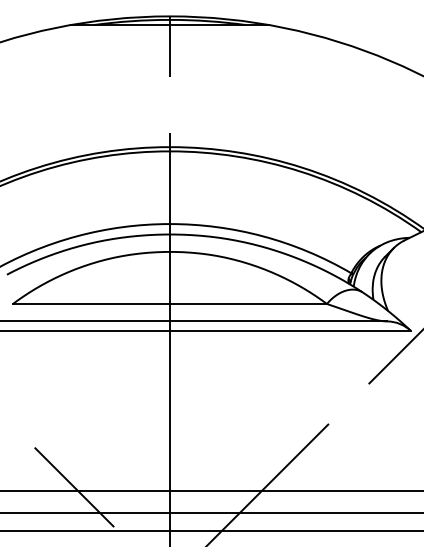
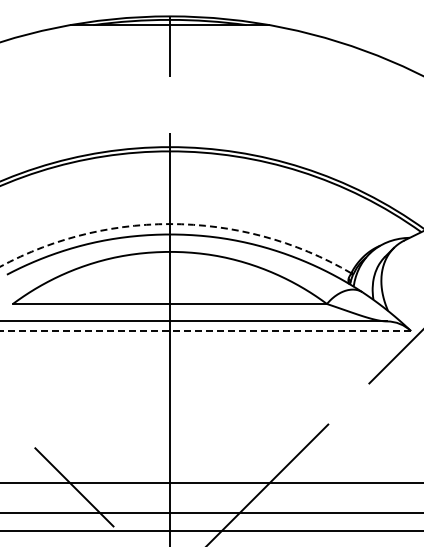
arc: solid -> dashed (176, 224)
line: solid -> dashed (205, 331)
line position: (211, 491) -> (211, 483) (211, 483)
